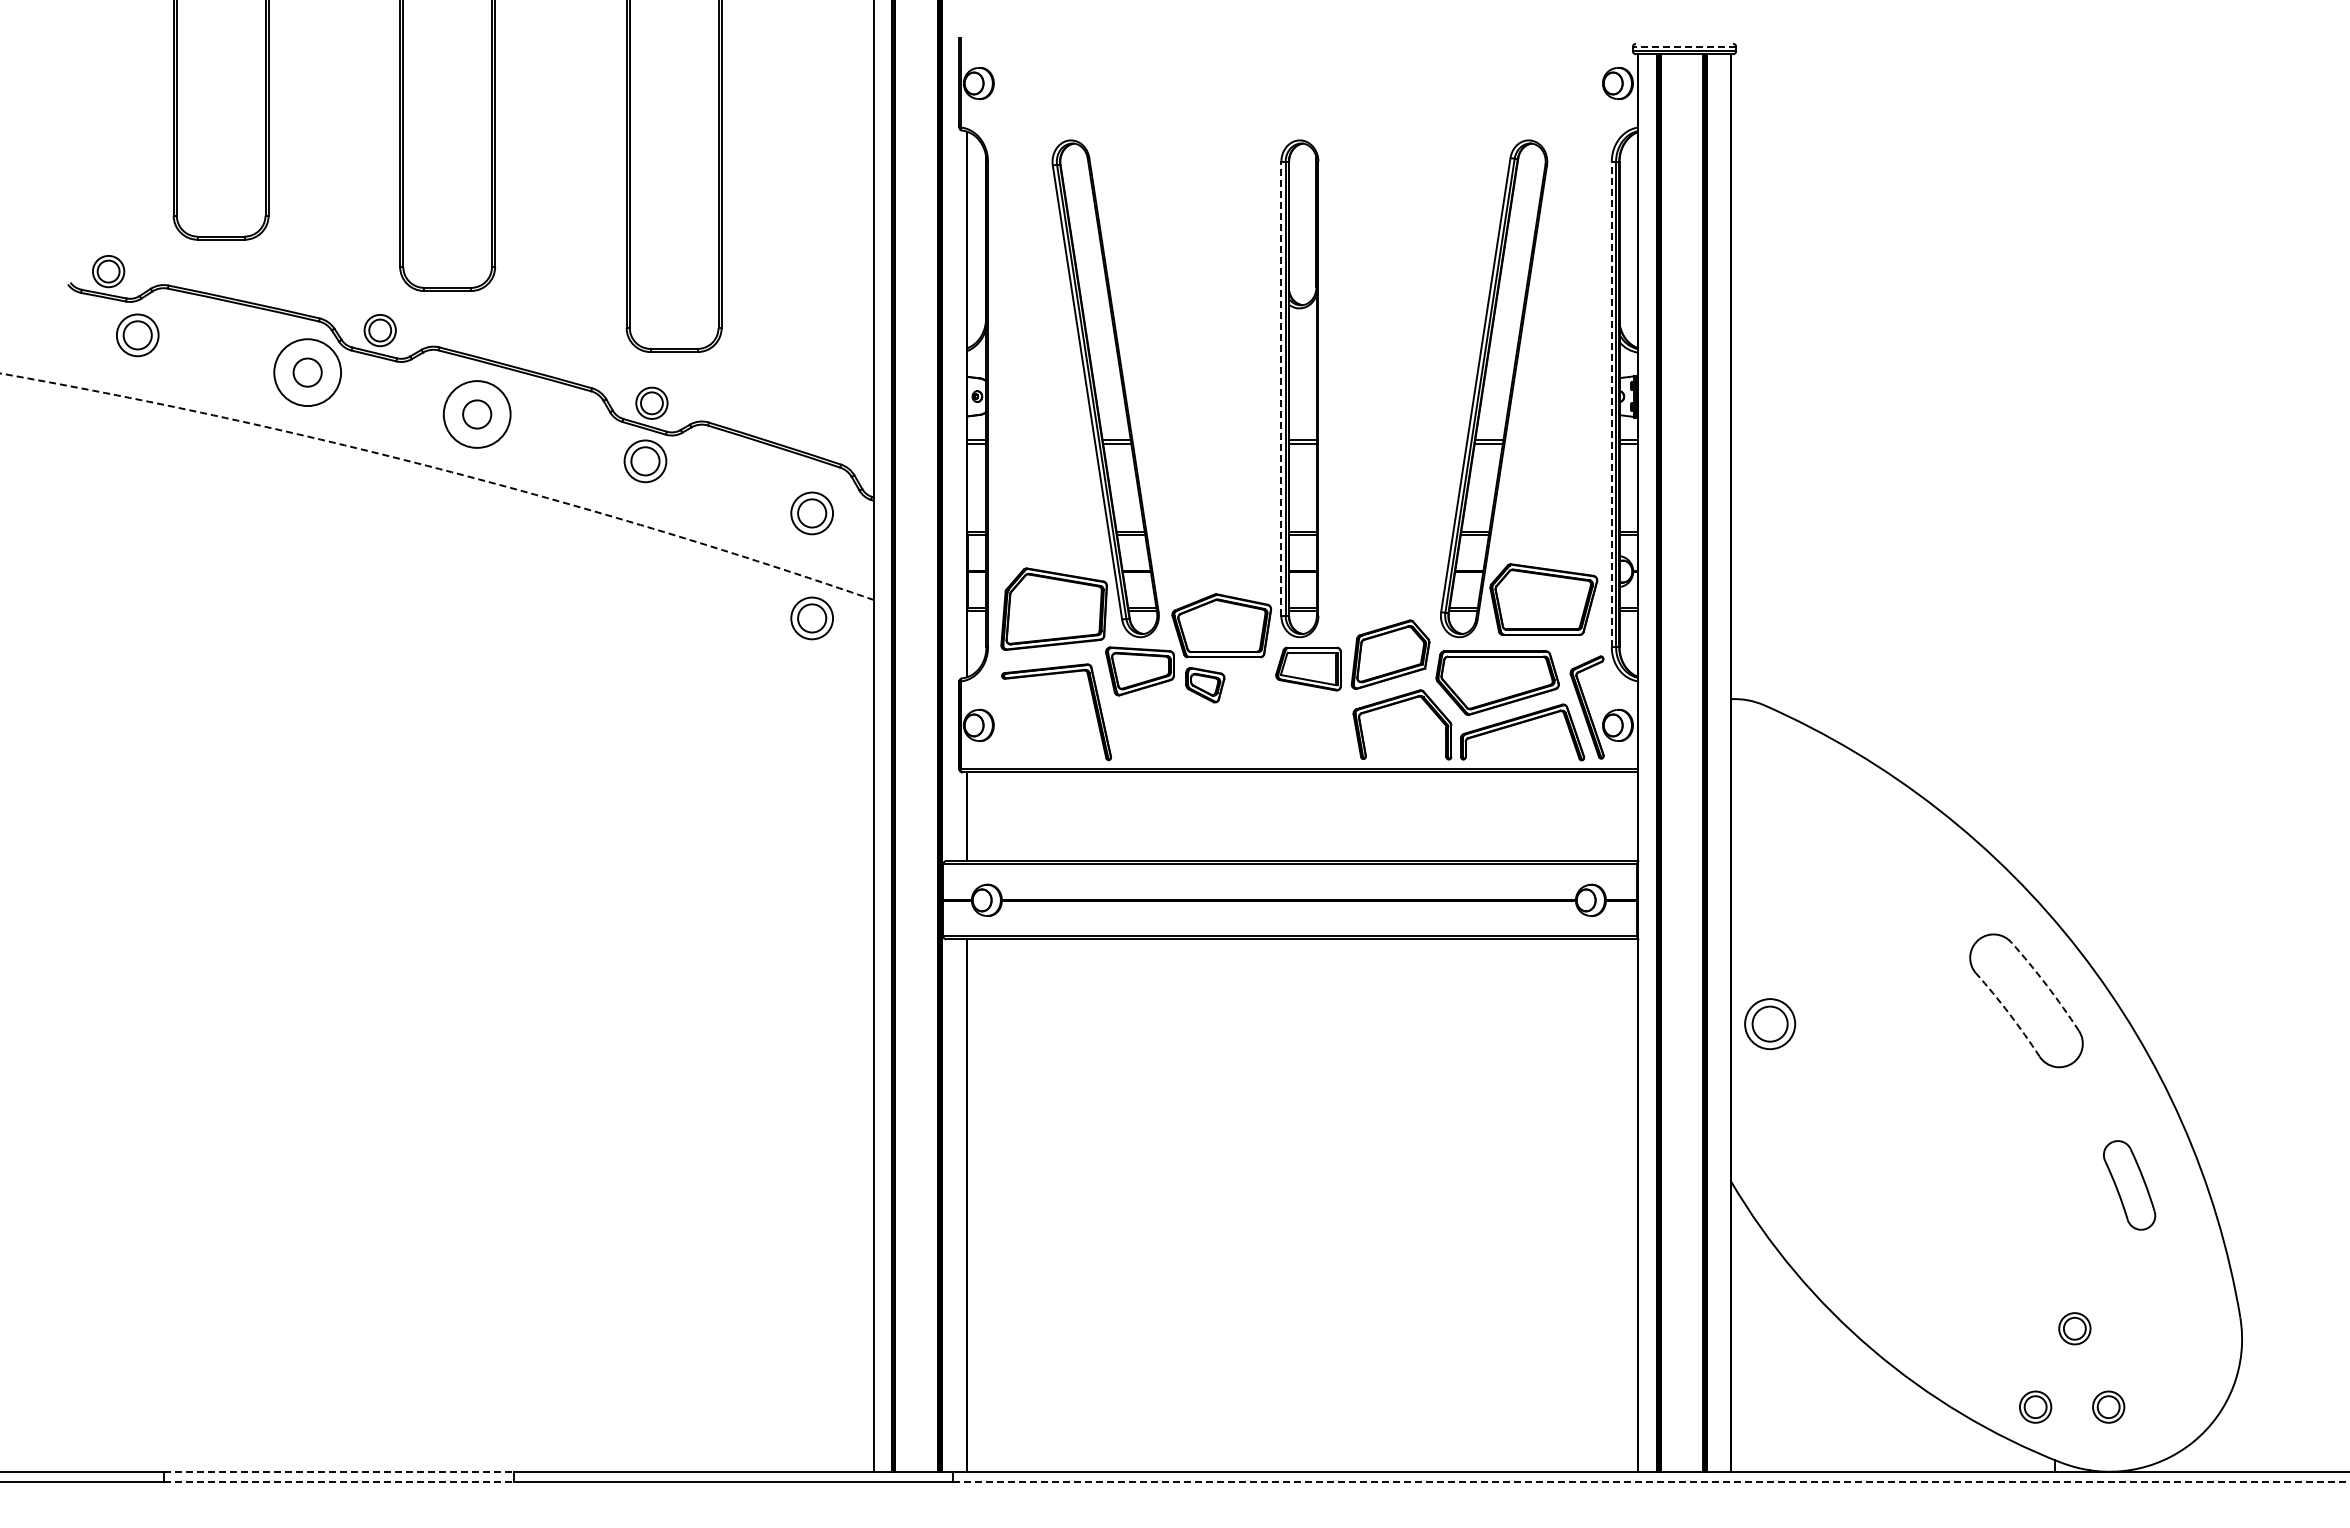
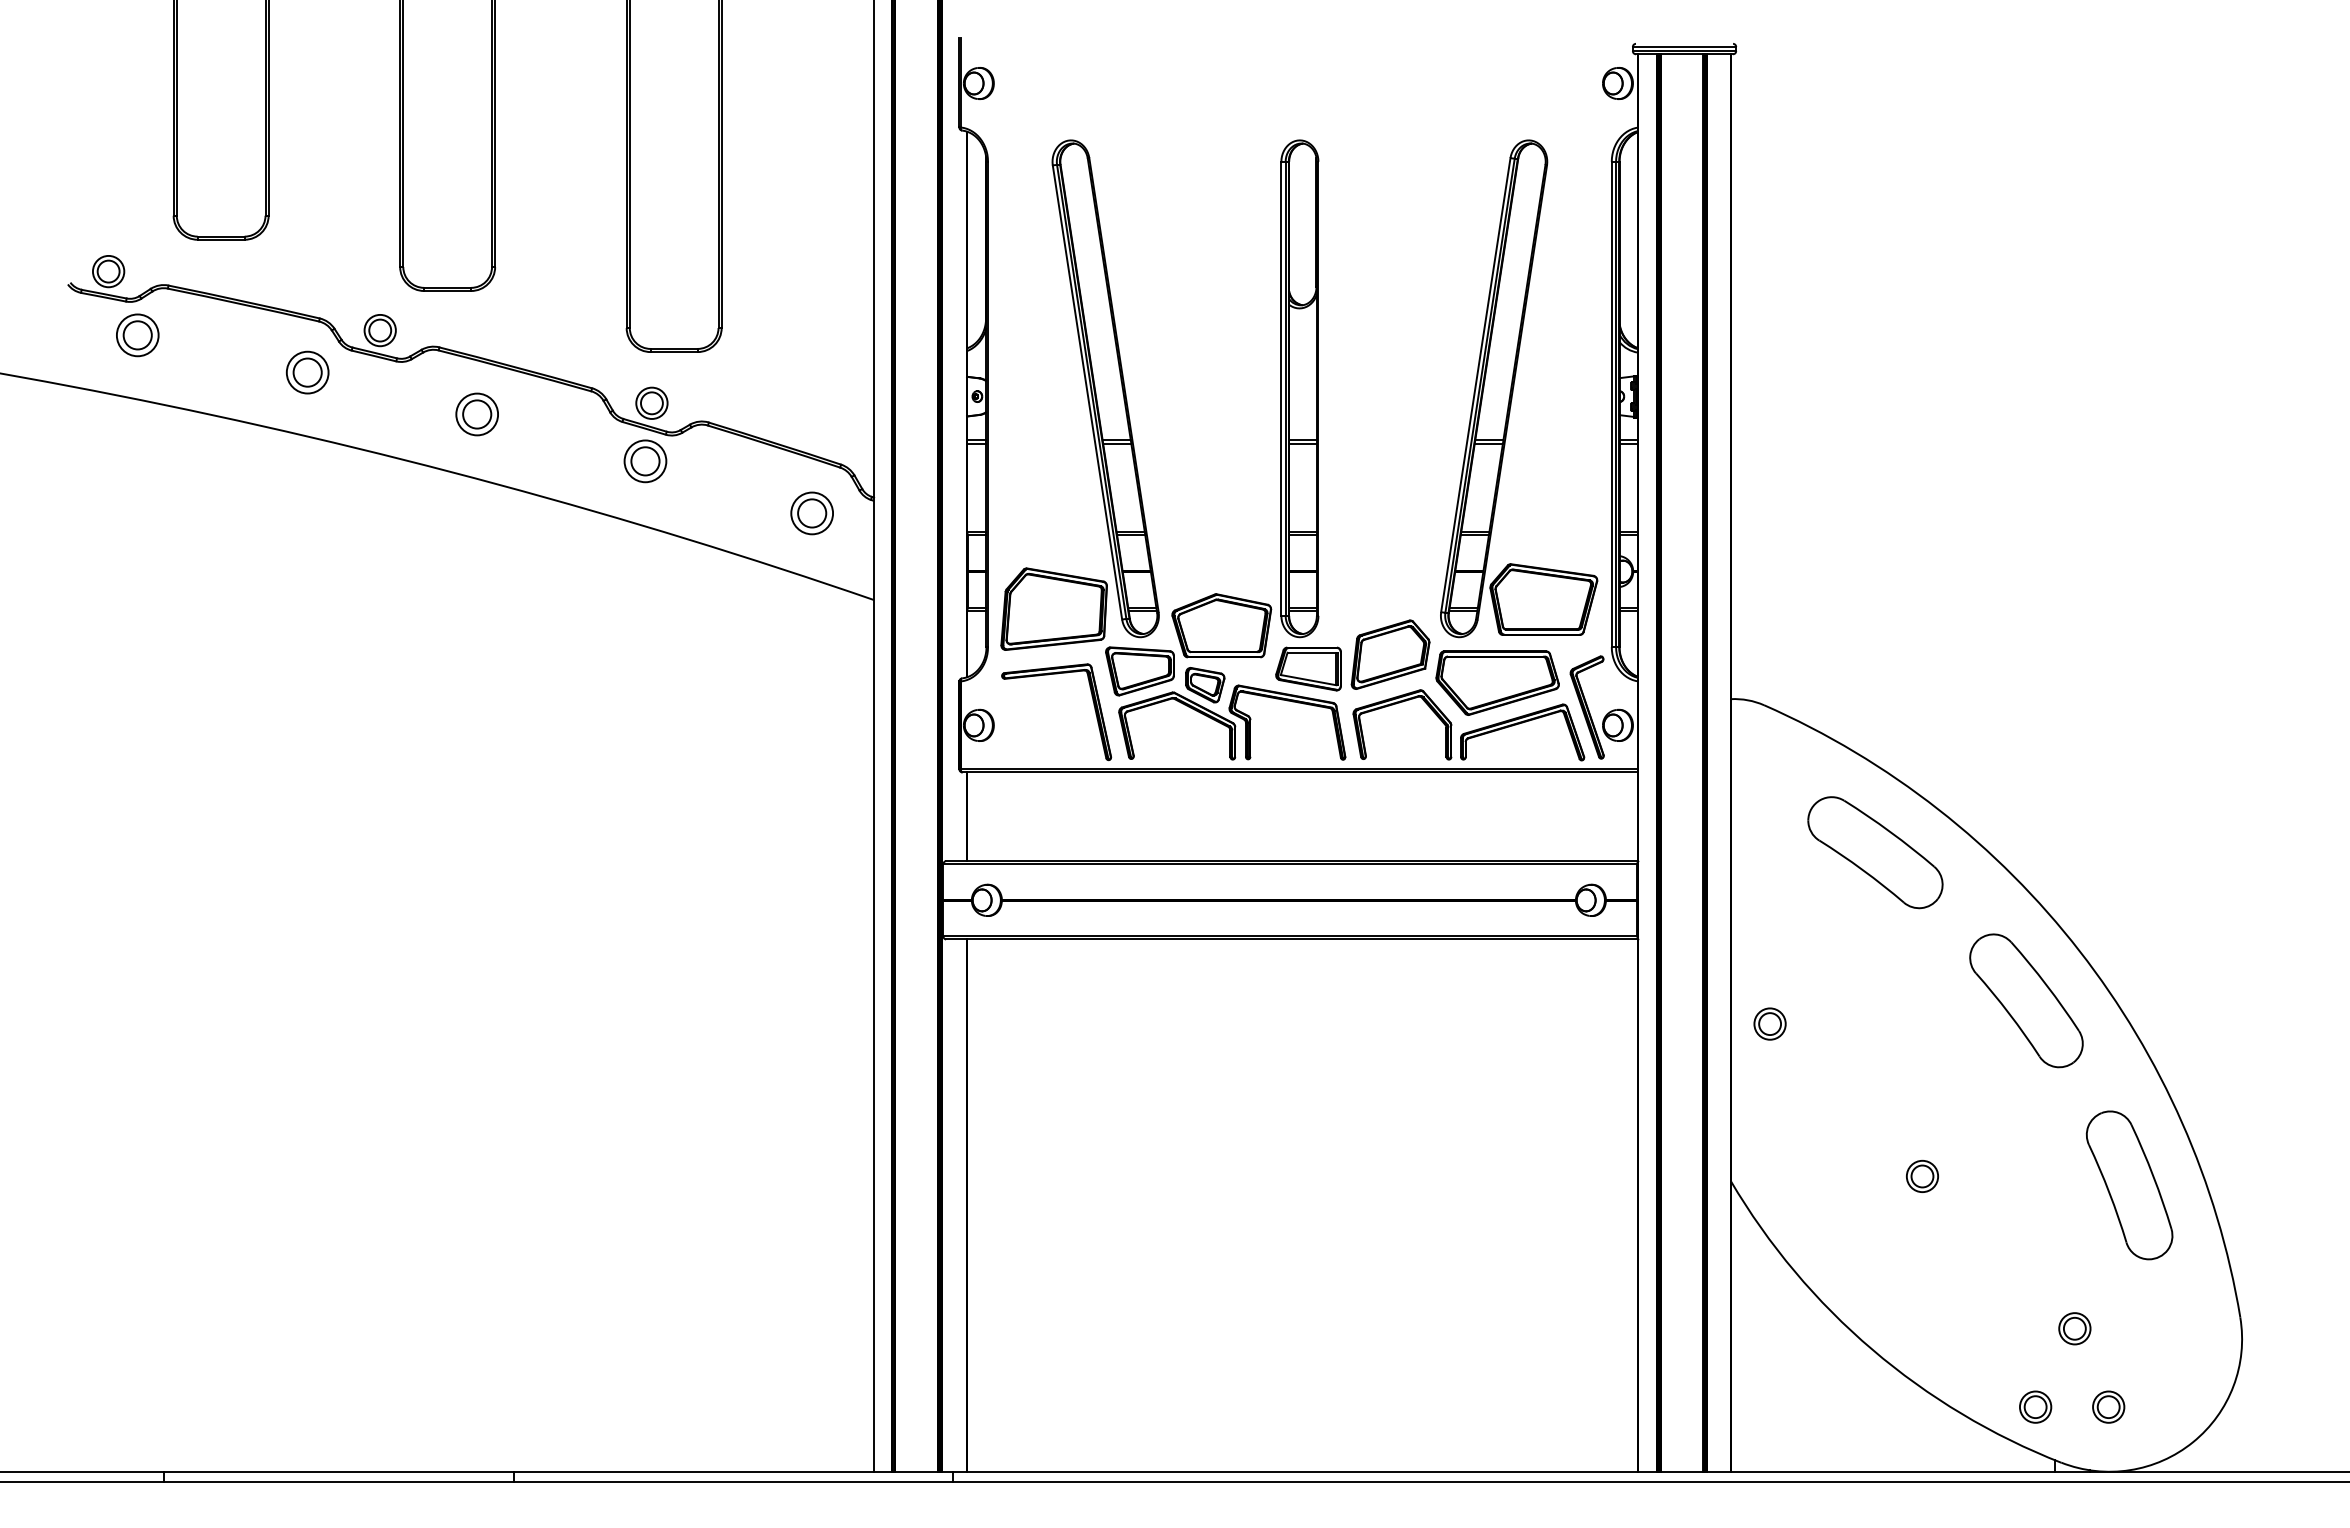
line: dashed -> solid (1684, 46)
circle diameter: 67 px -> 42 px (307, 372)
line: dashed -> solid (1281, 388)
line: dashed -> solid (1611, 404)
circle diameter: 67 px -> 42 px (477, 414)
arc: dashed -> solid (443, 469)
part: present -> none (811, 618)
part: none -> present (1232, 722)
part: none -> present (1875, 852)
arc: dashed -> solid (2046, 985)
arc: dashed -> solid (2009, 1013)
part size: 53x53 px -> 34x34 px (1769, 1023)
part: none -> present (1922, 1175)
part size: 54x91 px -> 89x151 px (2129, 1185)
line: dashed -> solid (339, 1471)
line: dashed -> solid (339, 1482)
line: dashed -> solid (1651, 1482)
